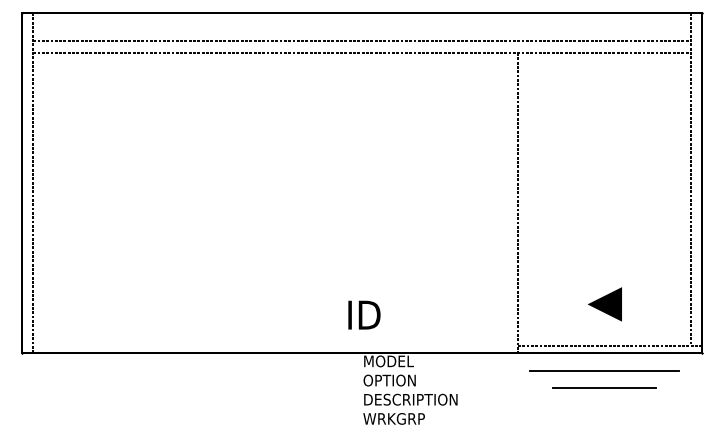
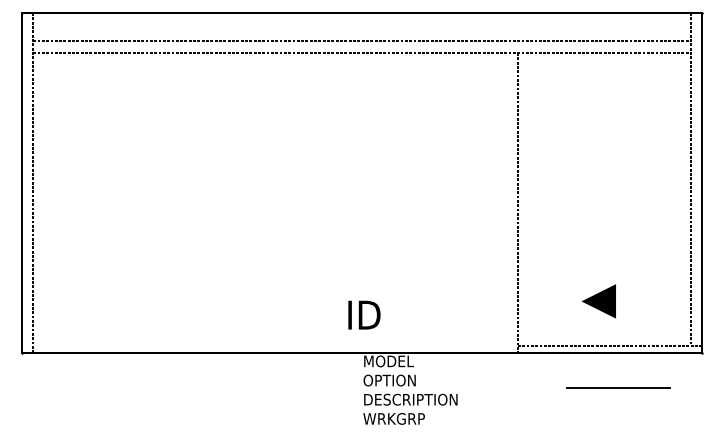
line position: (604, 304) -> (598, 301) (598, 301)
line: present -> none (604, 370)
line position: (604, 387) -> (618, 387) (618, 387)
